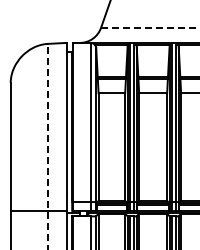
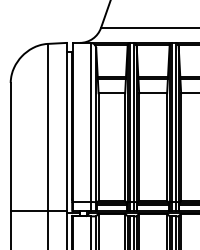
line: dashed -> solid (151, 27)
line: dashed -> solid (47, 146)
